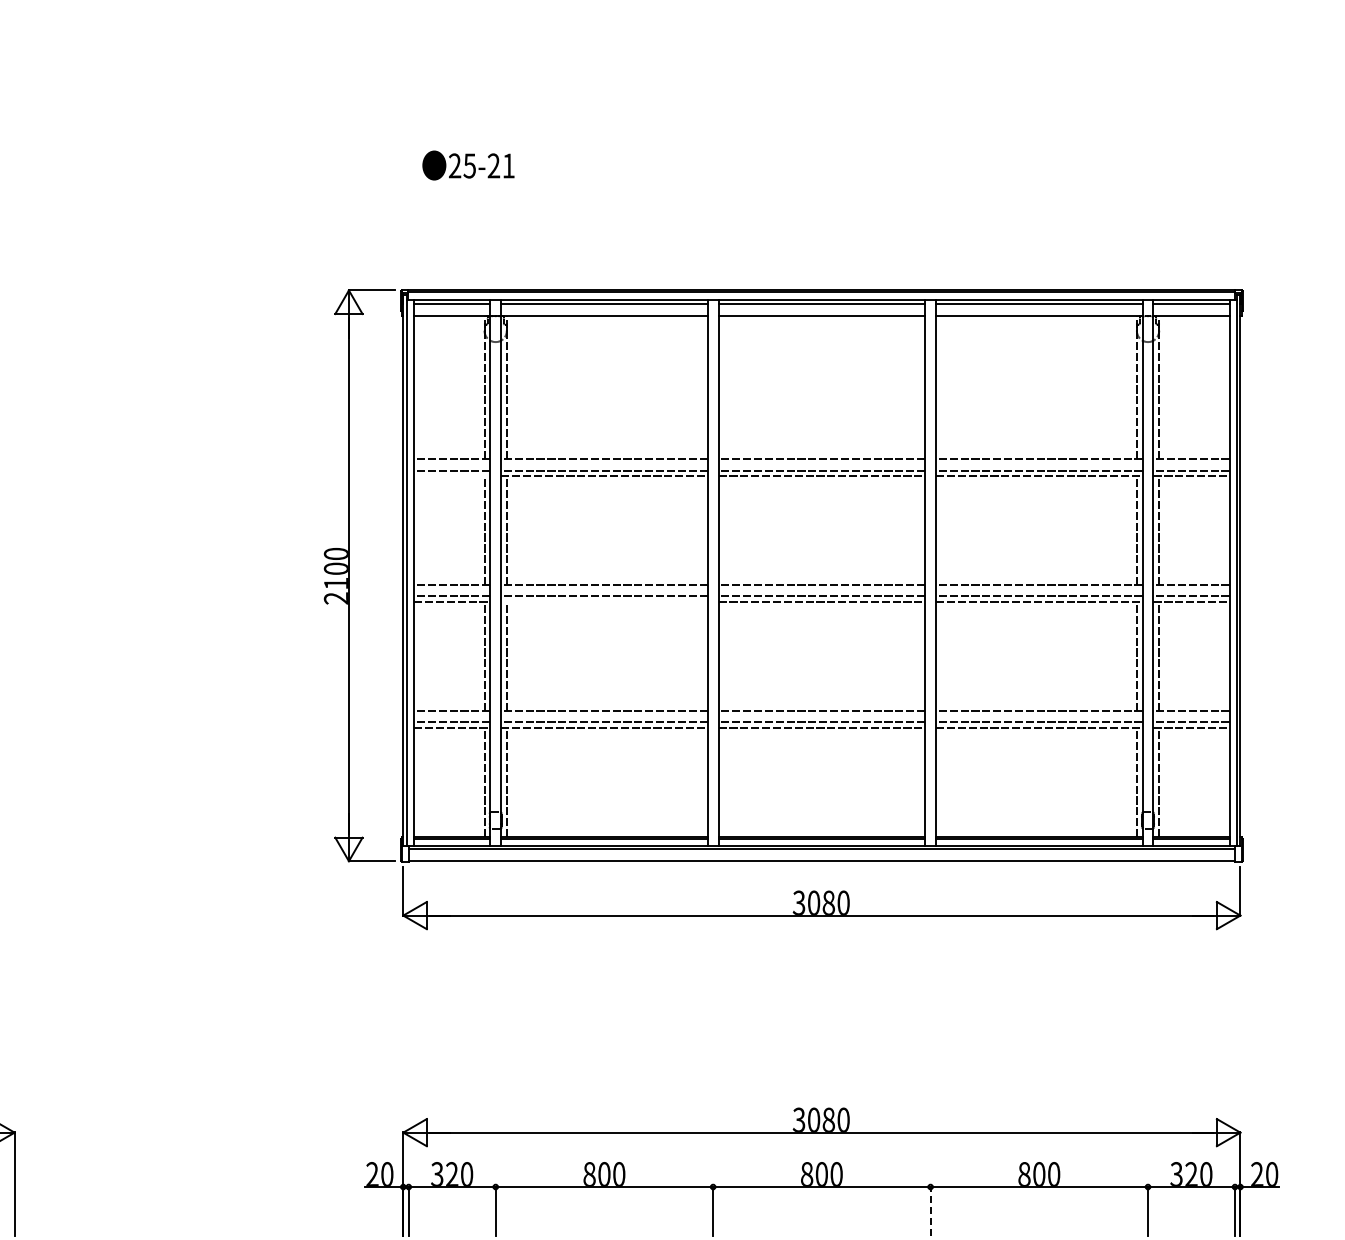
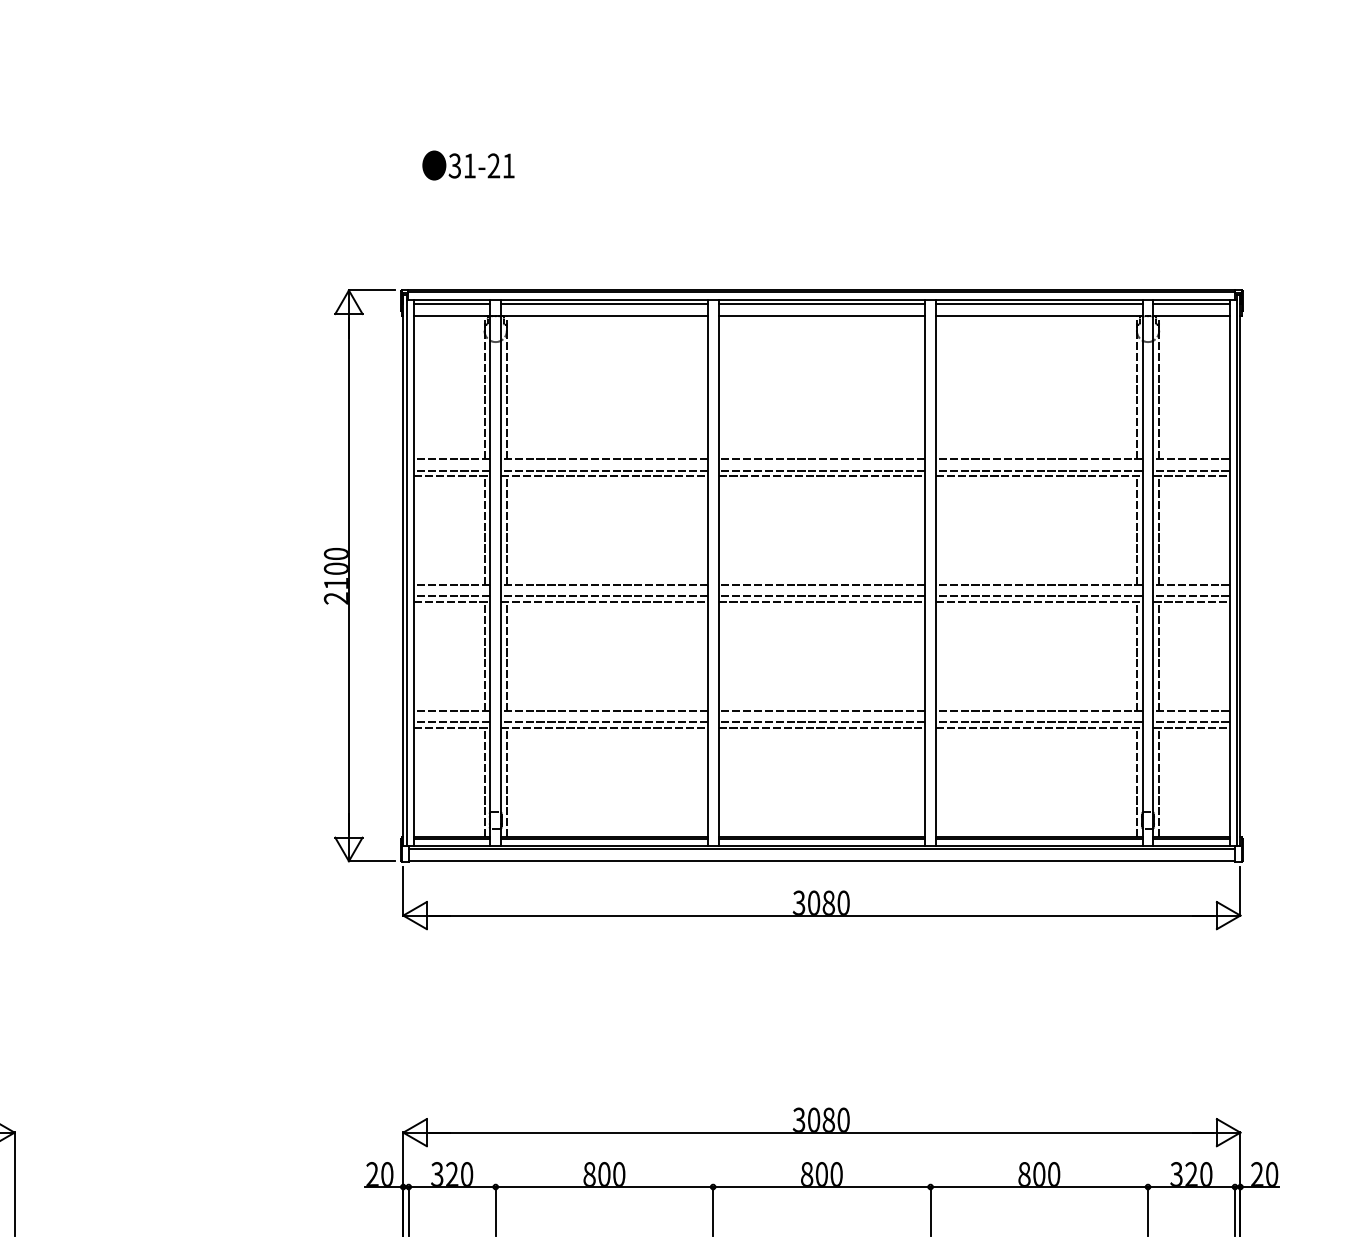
text: 25-21 -> 31-21 (461, 165)
line: none -> present (452, 476)
line: none -> present (604, 602)
line: dashed -> solid (930, 1210)
